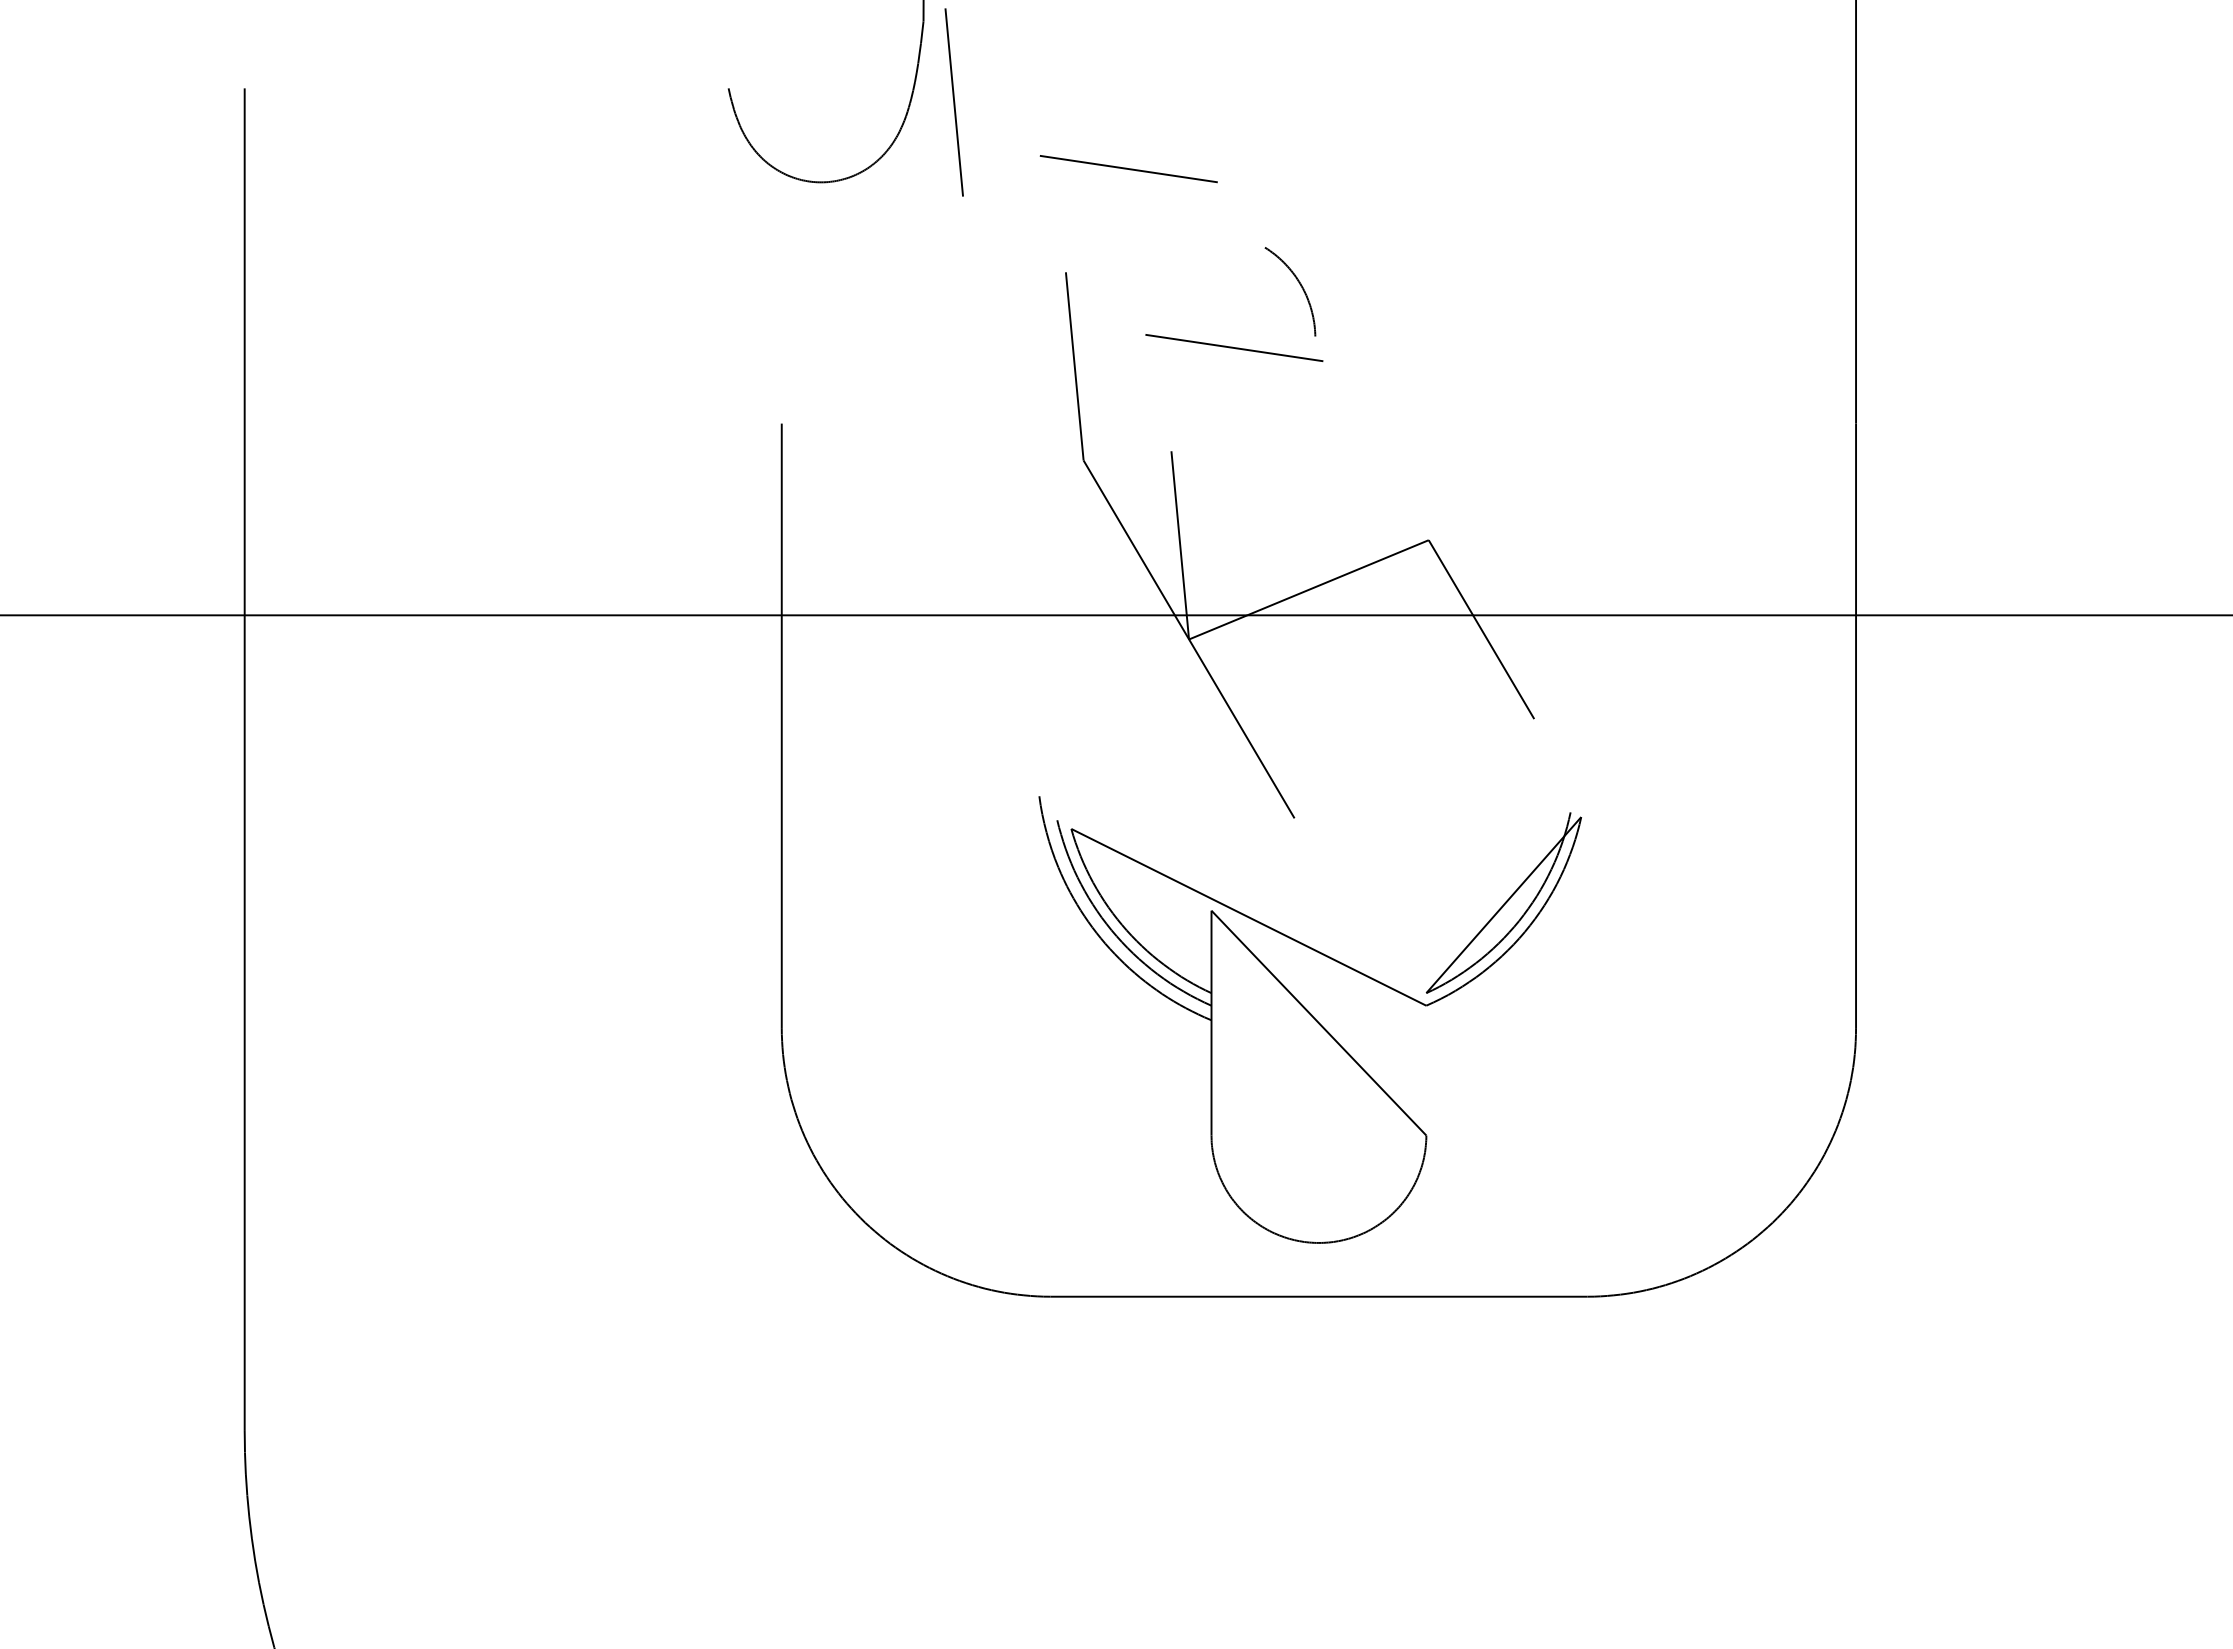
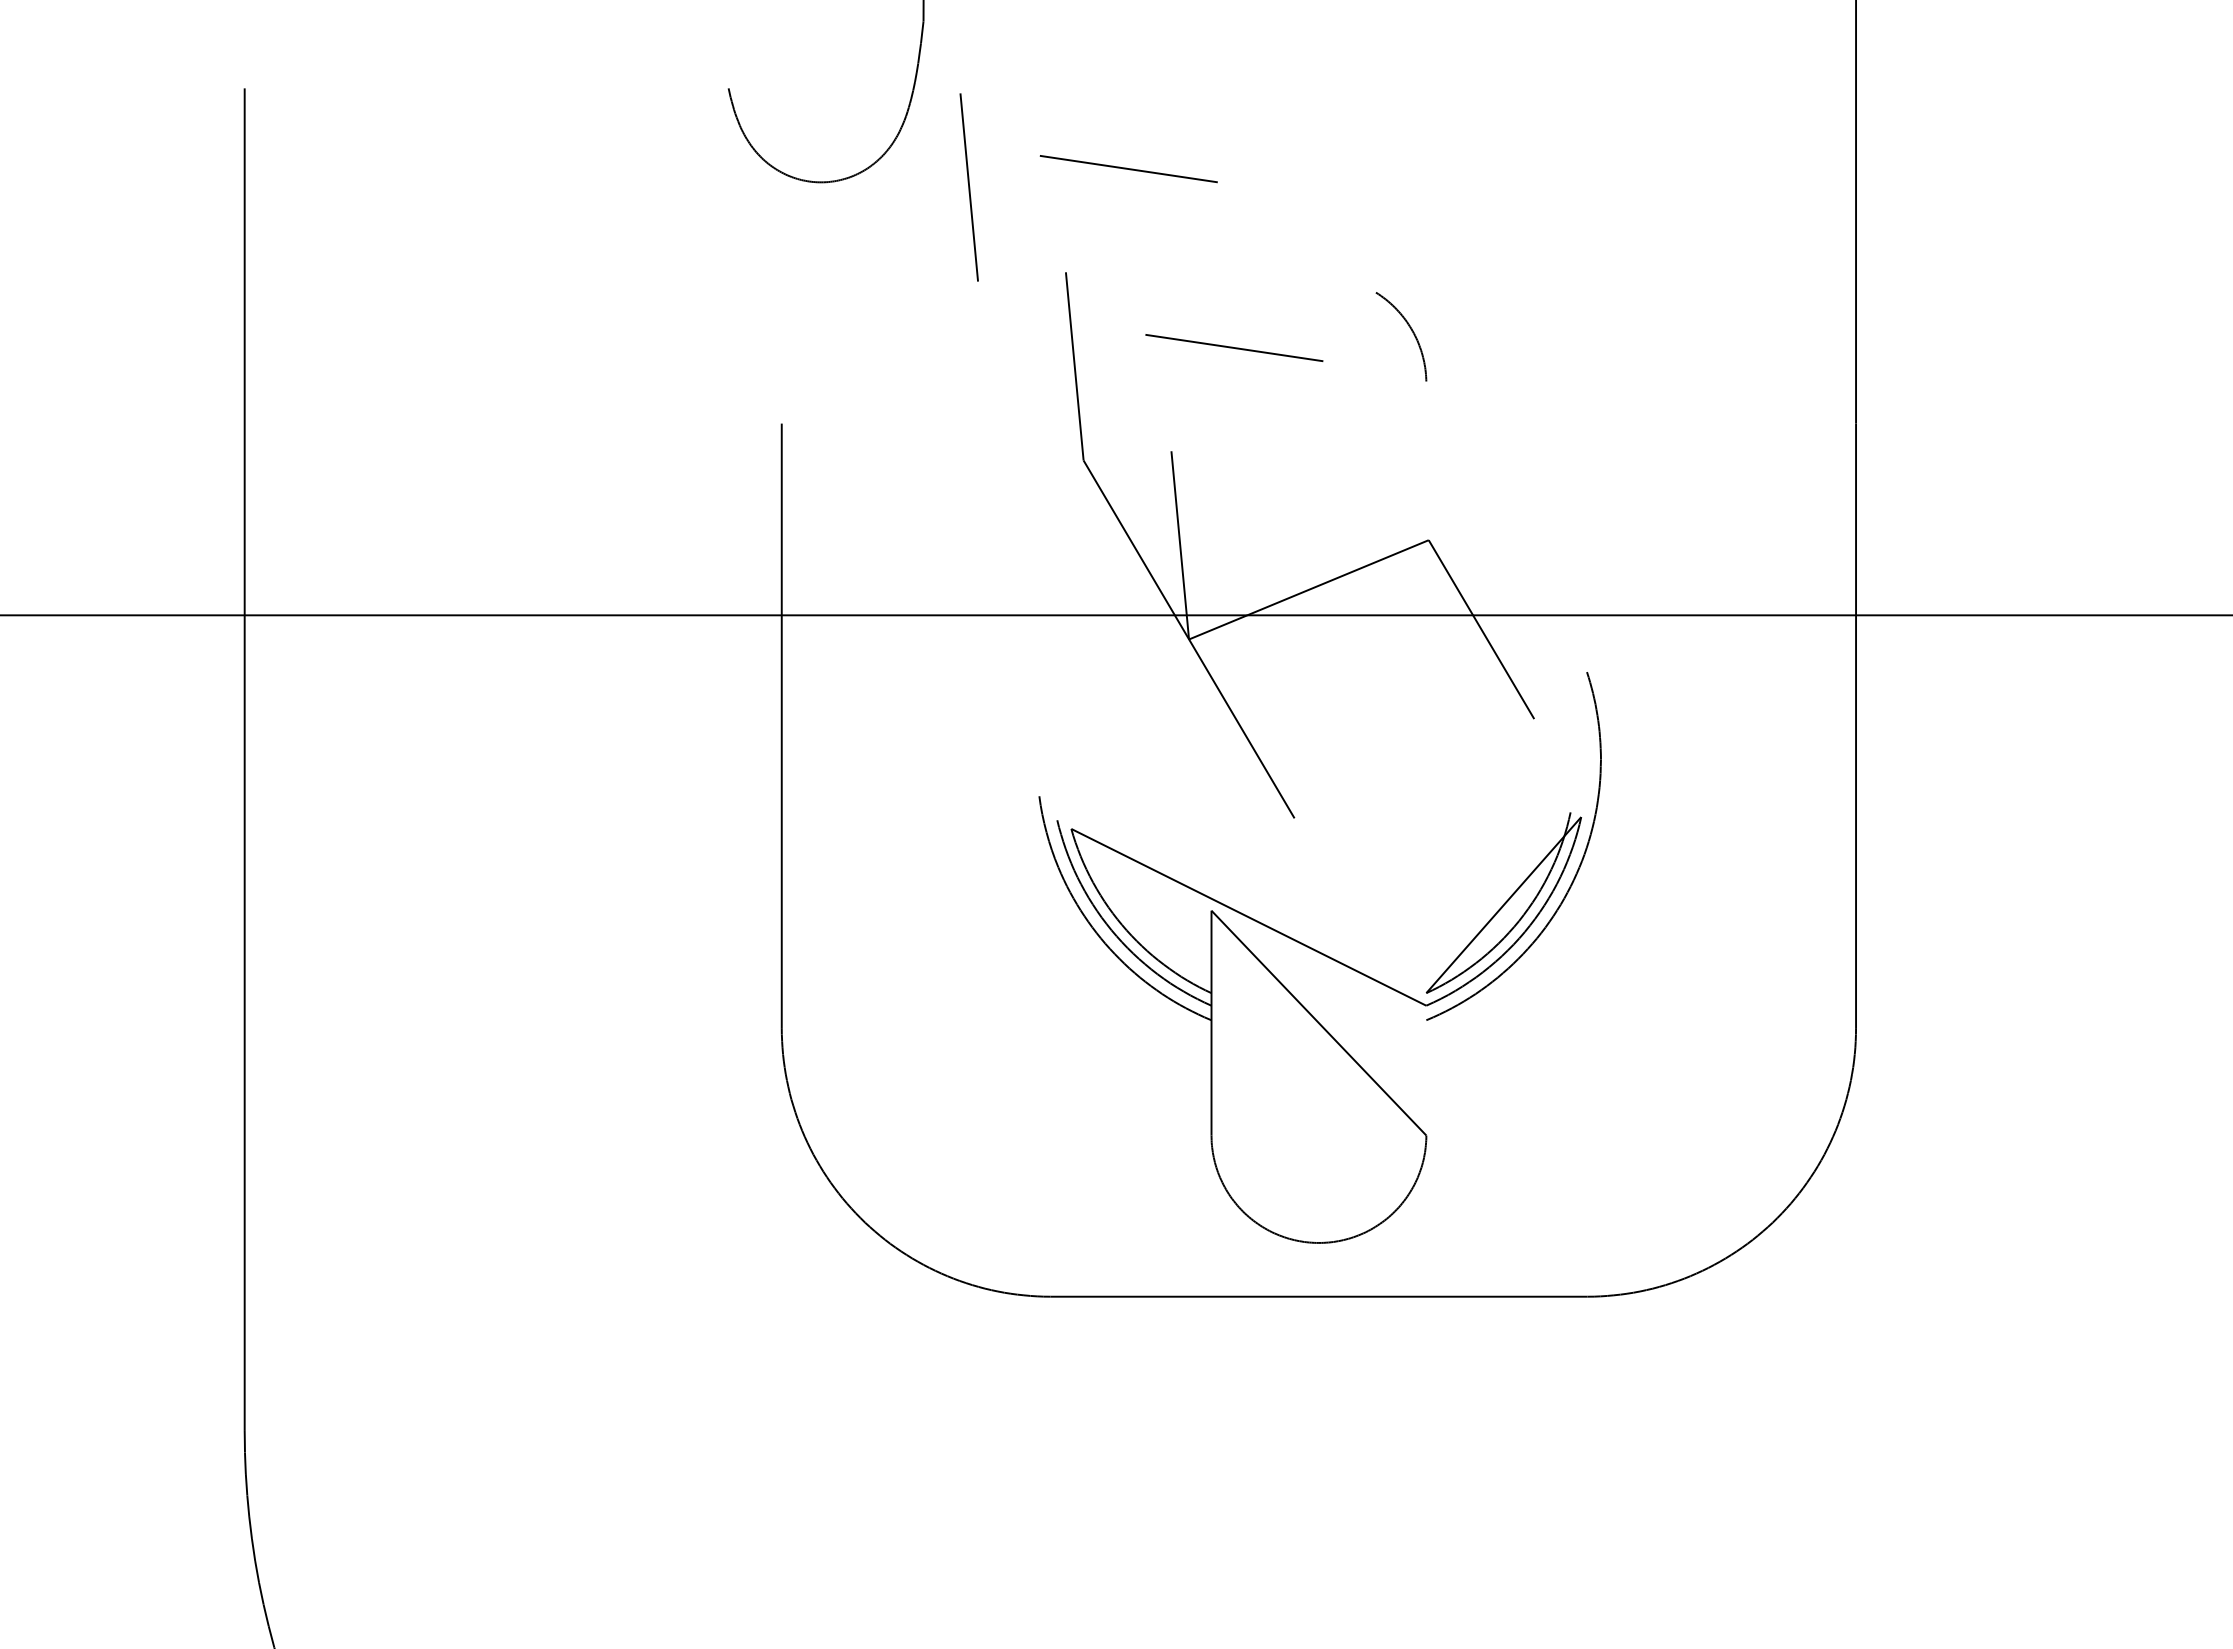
line position: (953, 102) -> (968, 187) (968, 187)
part position: (1300, 286) -> (1411, 331) (1411, 331)
part: none -> present (1574, 875)
